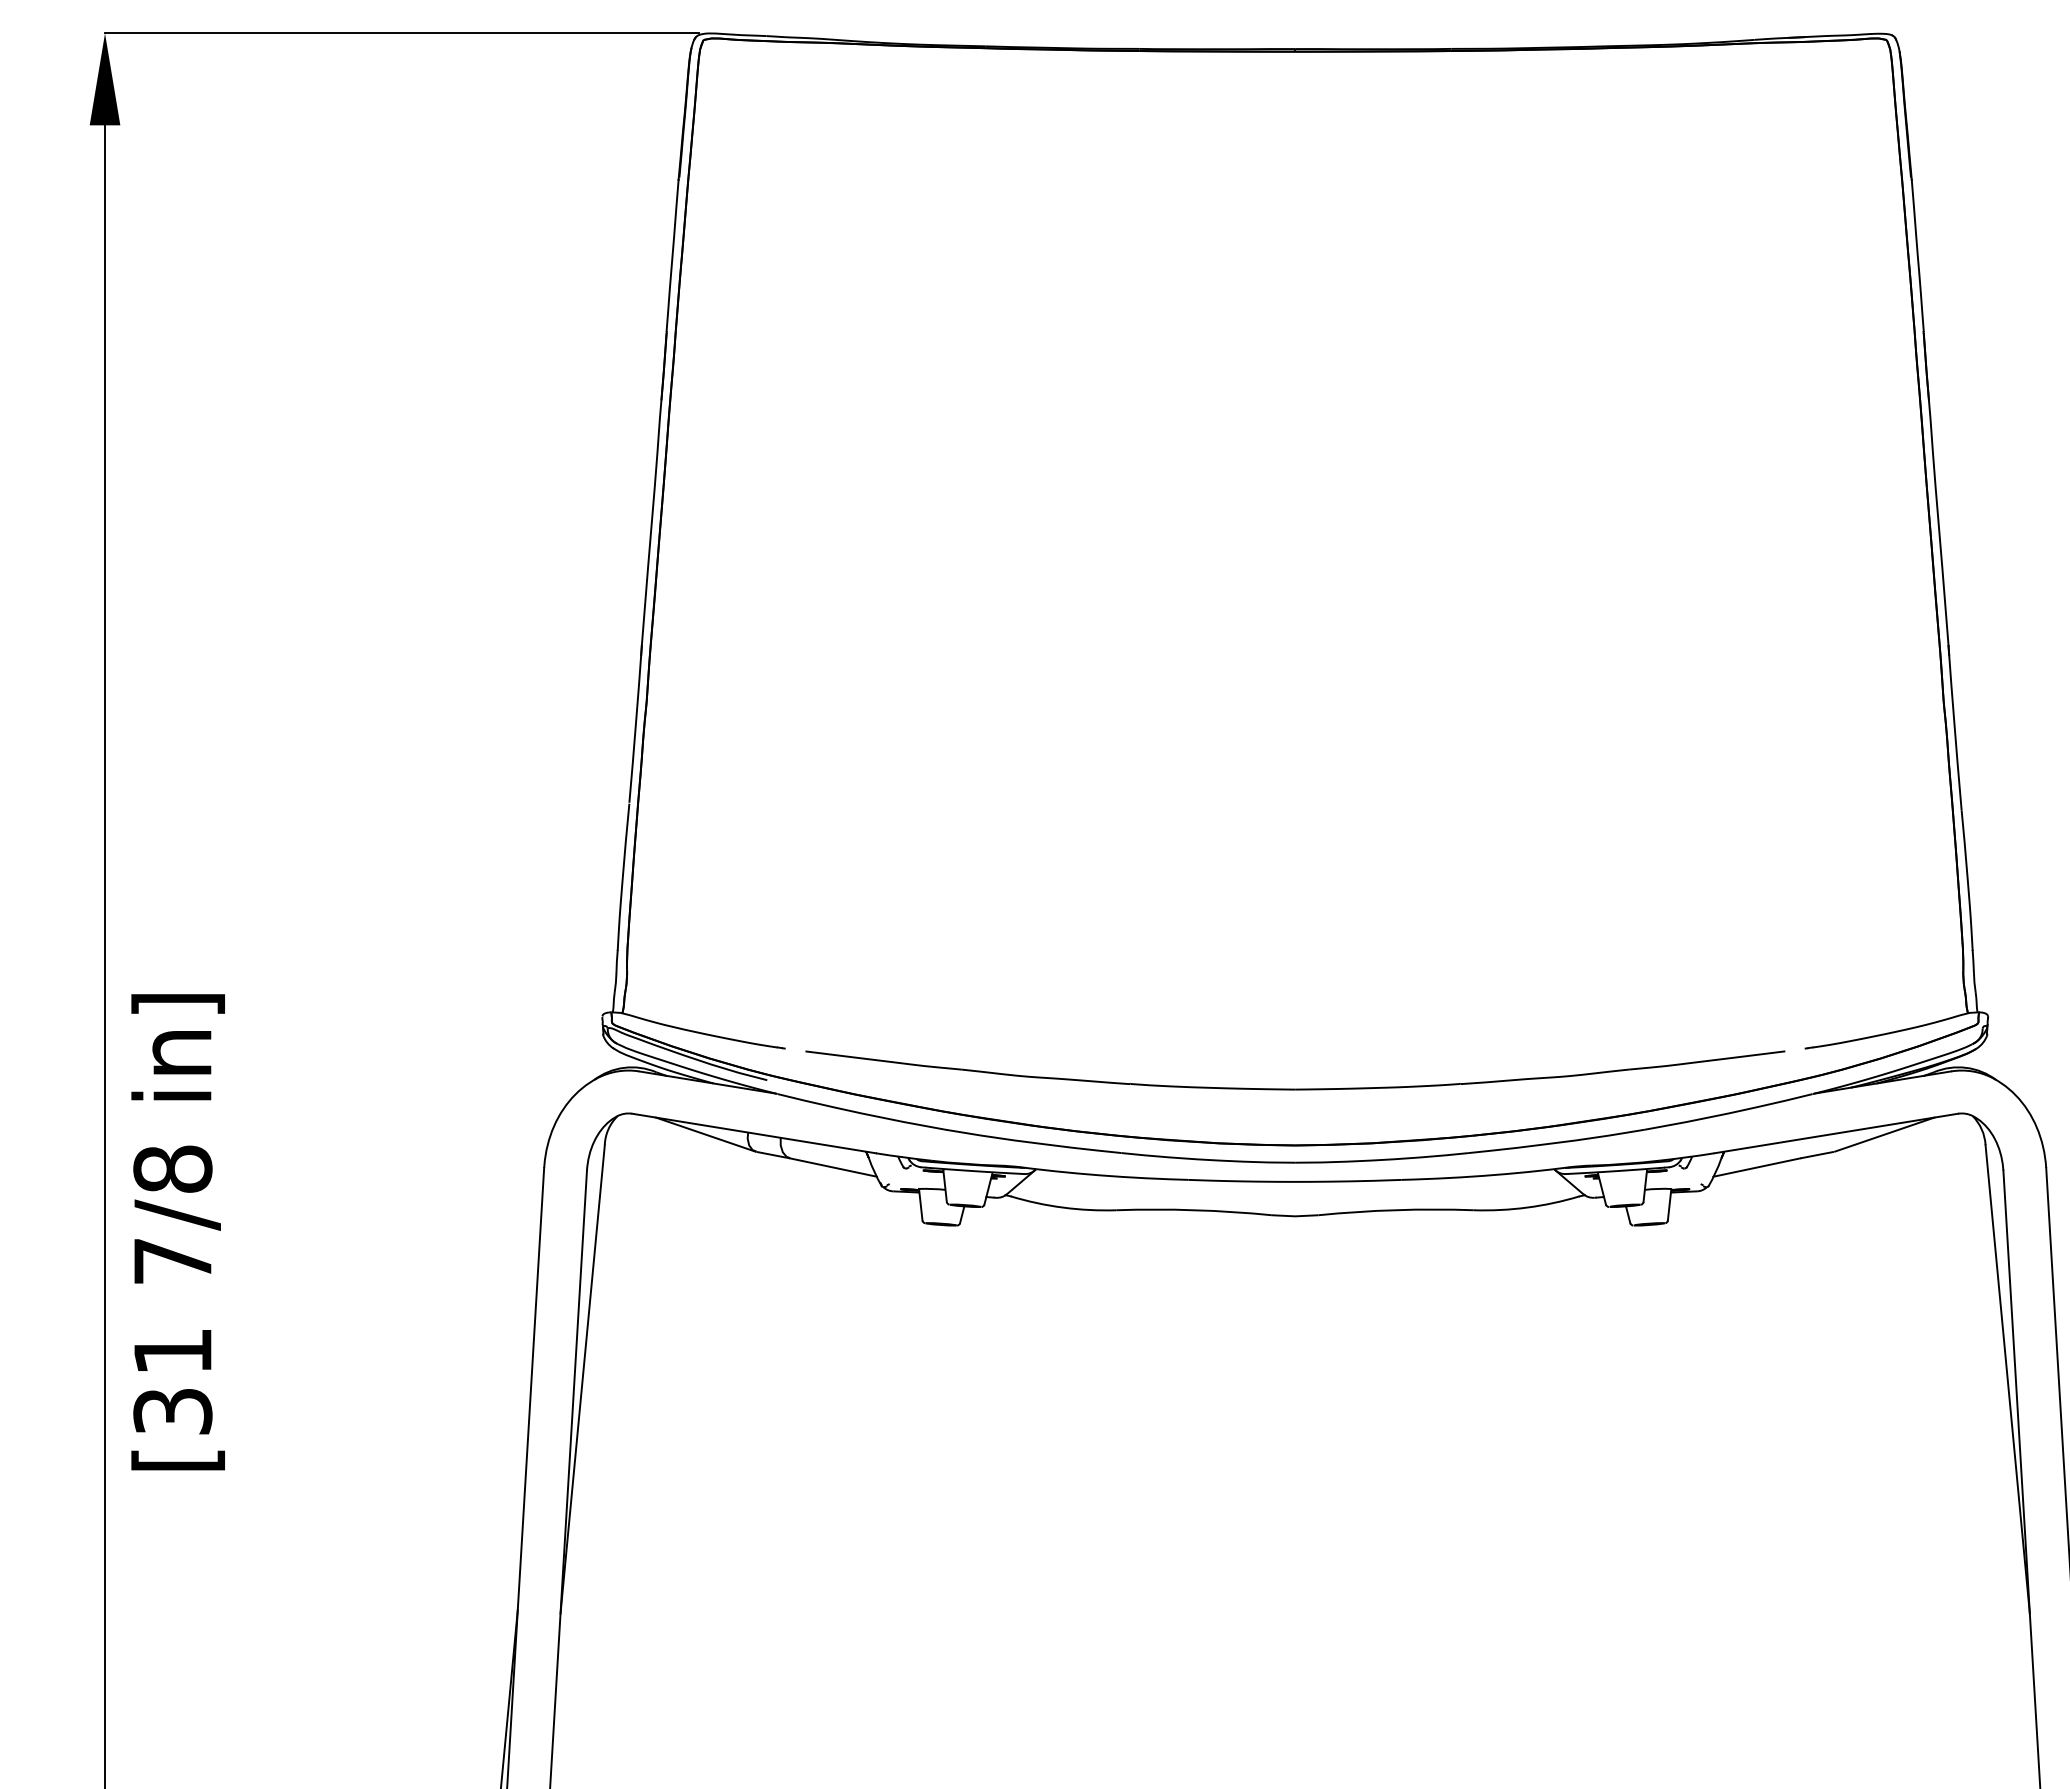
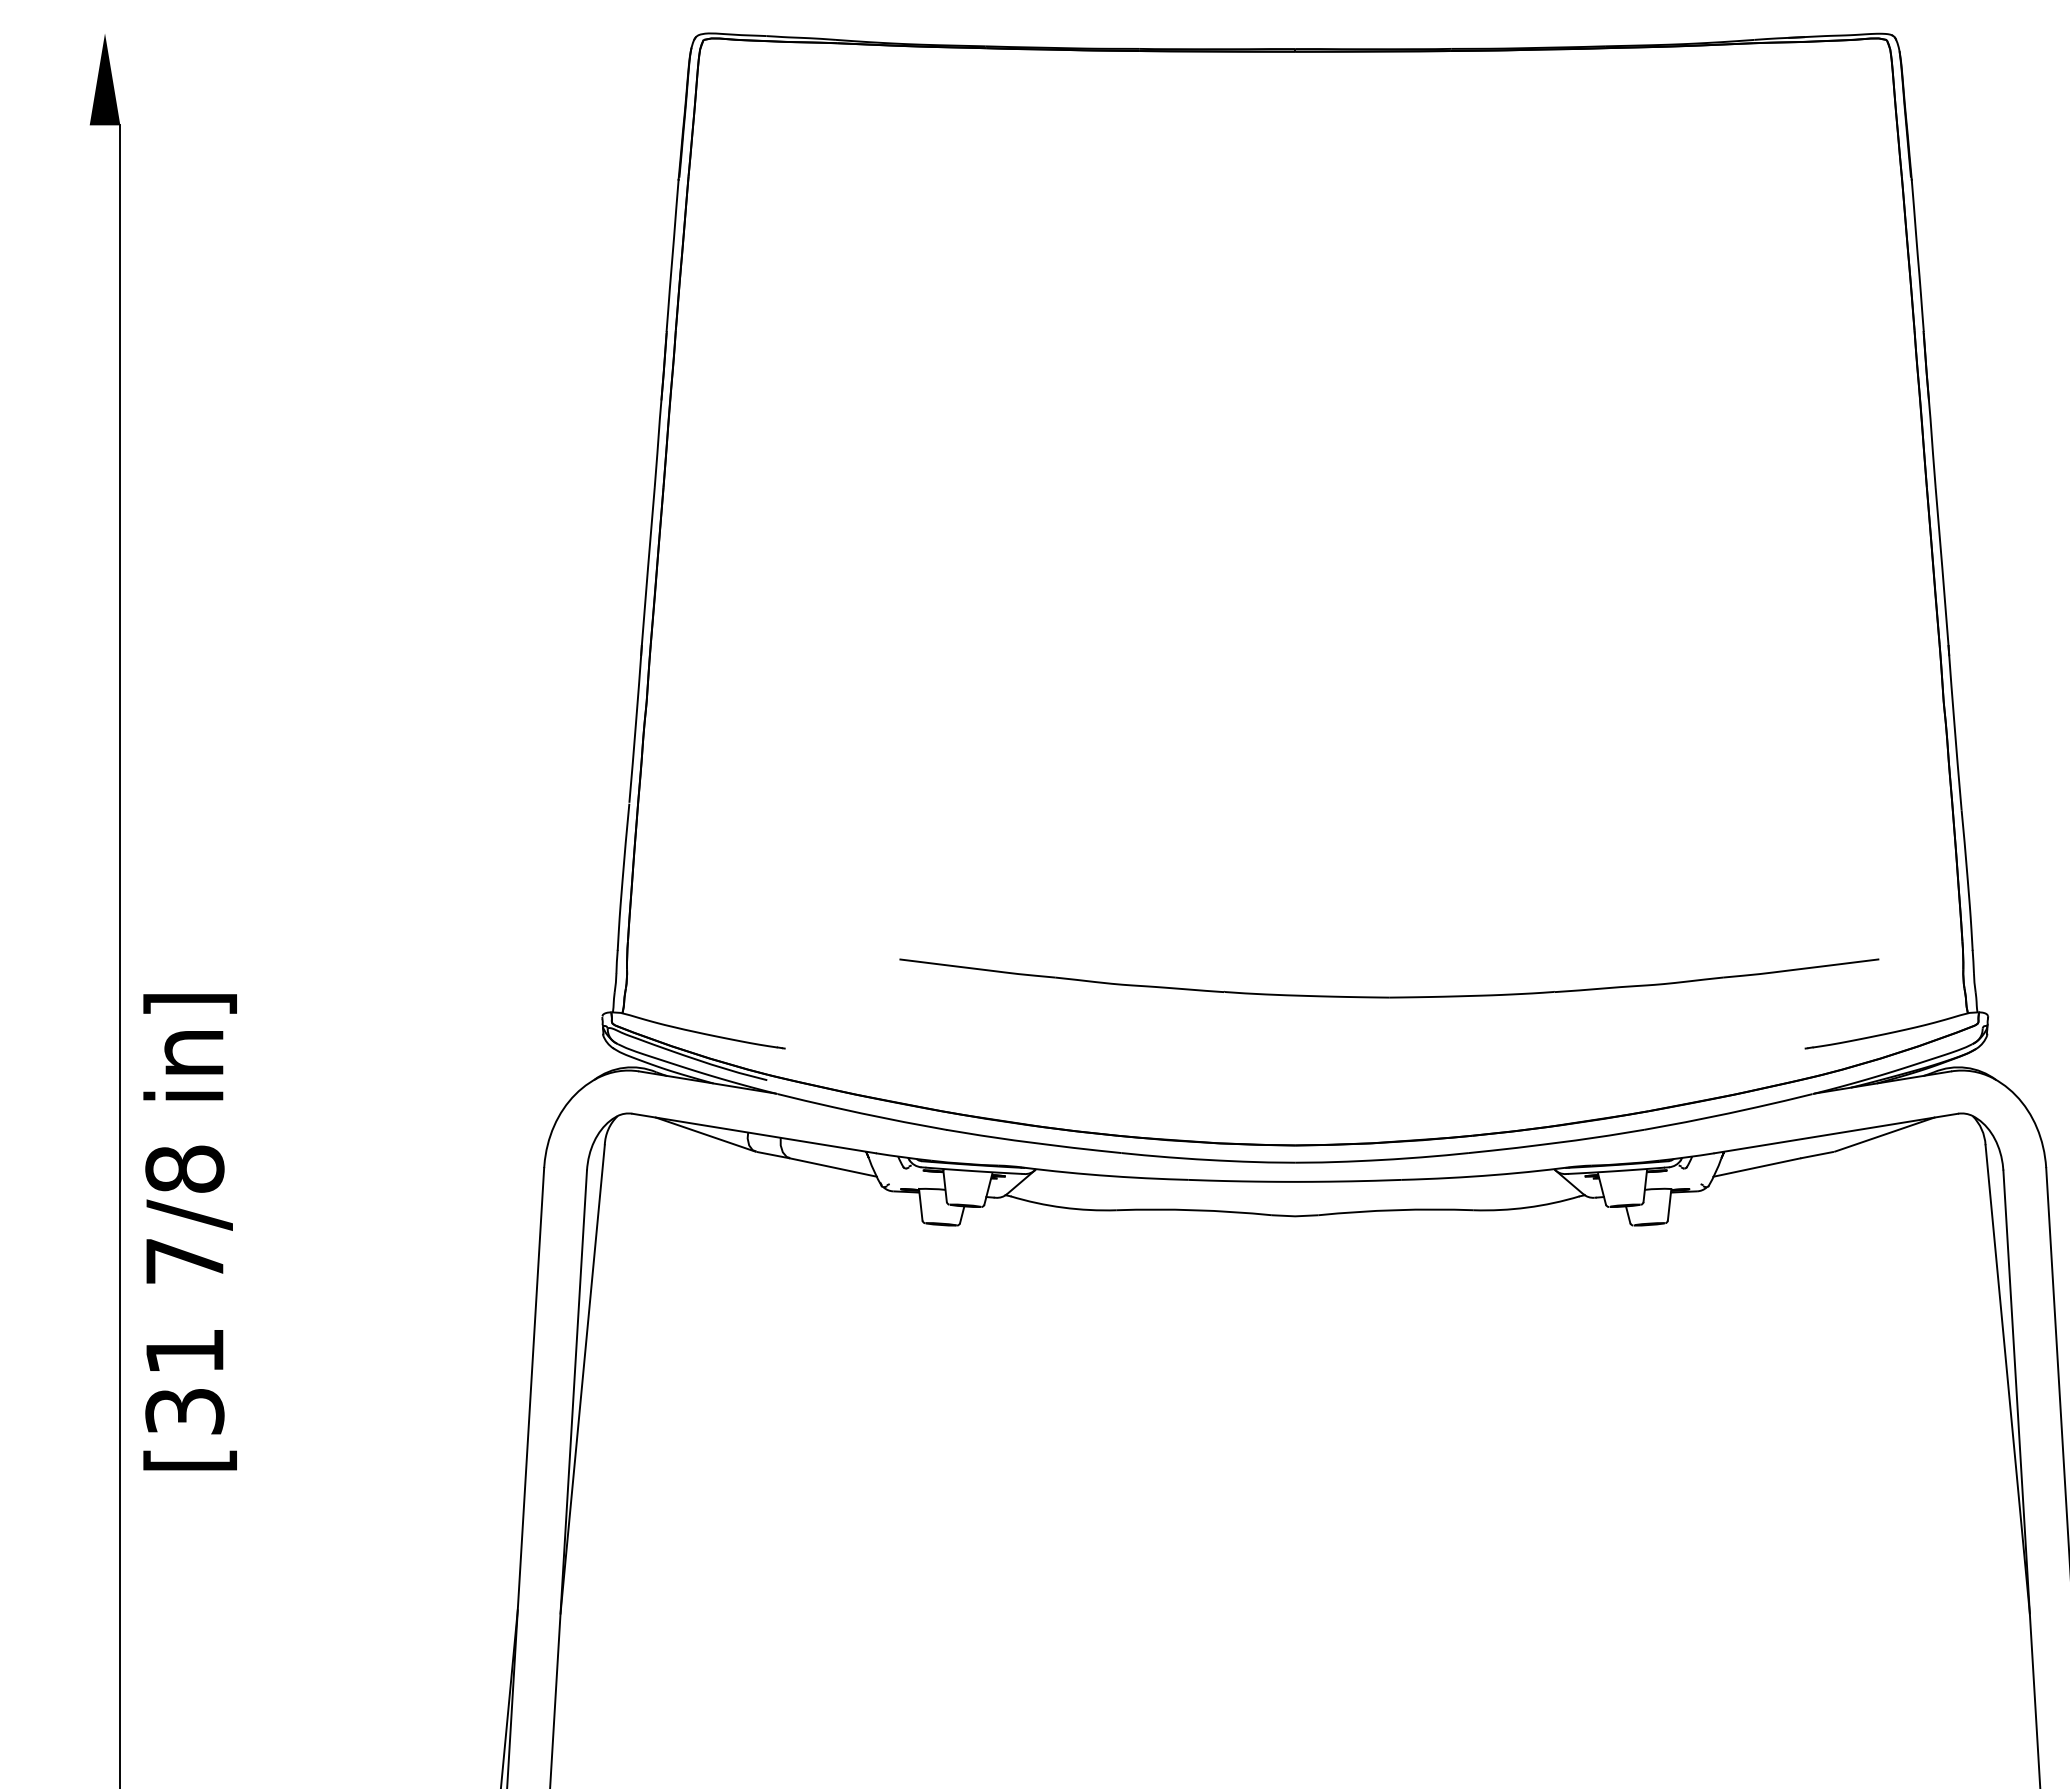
line: present -> none (402, 33)
line position: (105, 955) -> (120, 955) (120, 955)
part position: (1295, 1088) -> (1389, 996) (1389, 996)
text position: (177, 1232) -> (189, 1232) (189, 1232)
